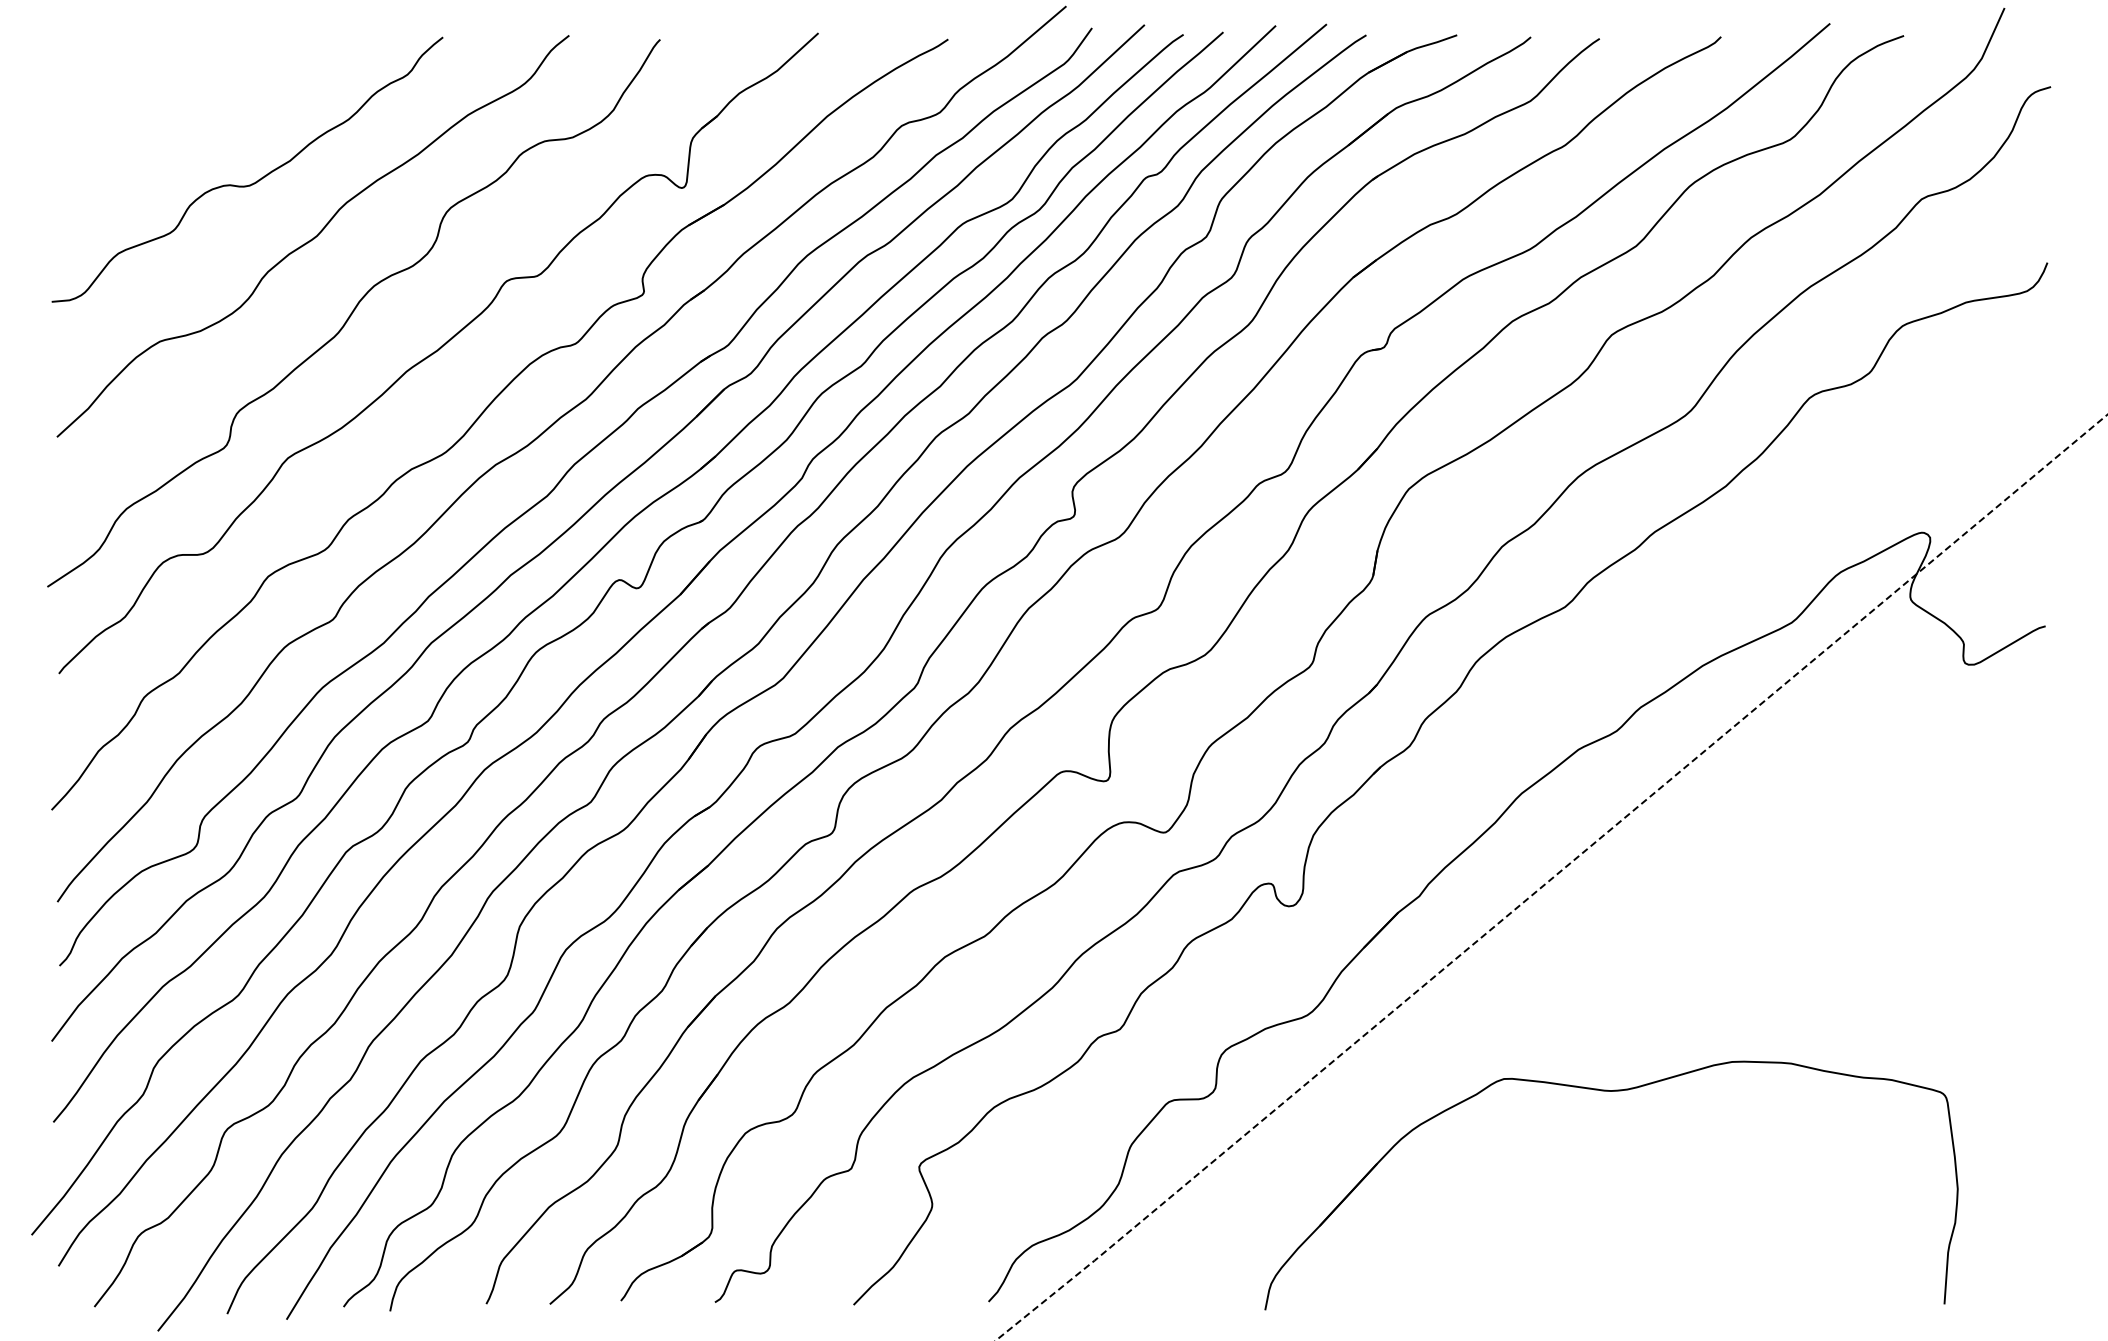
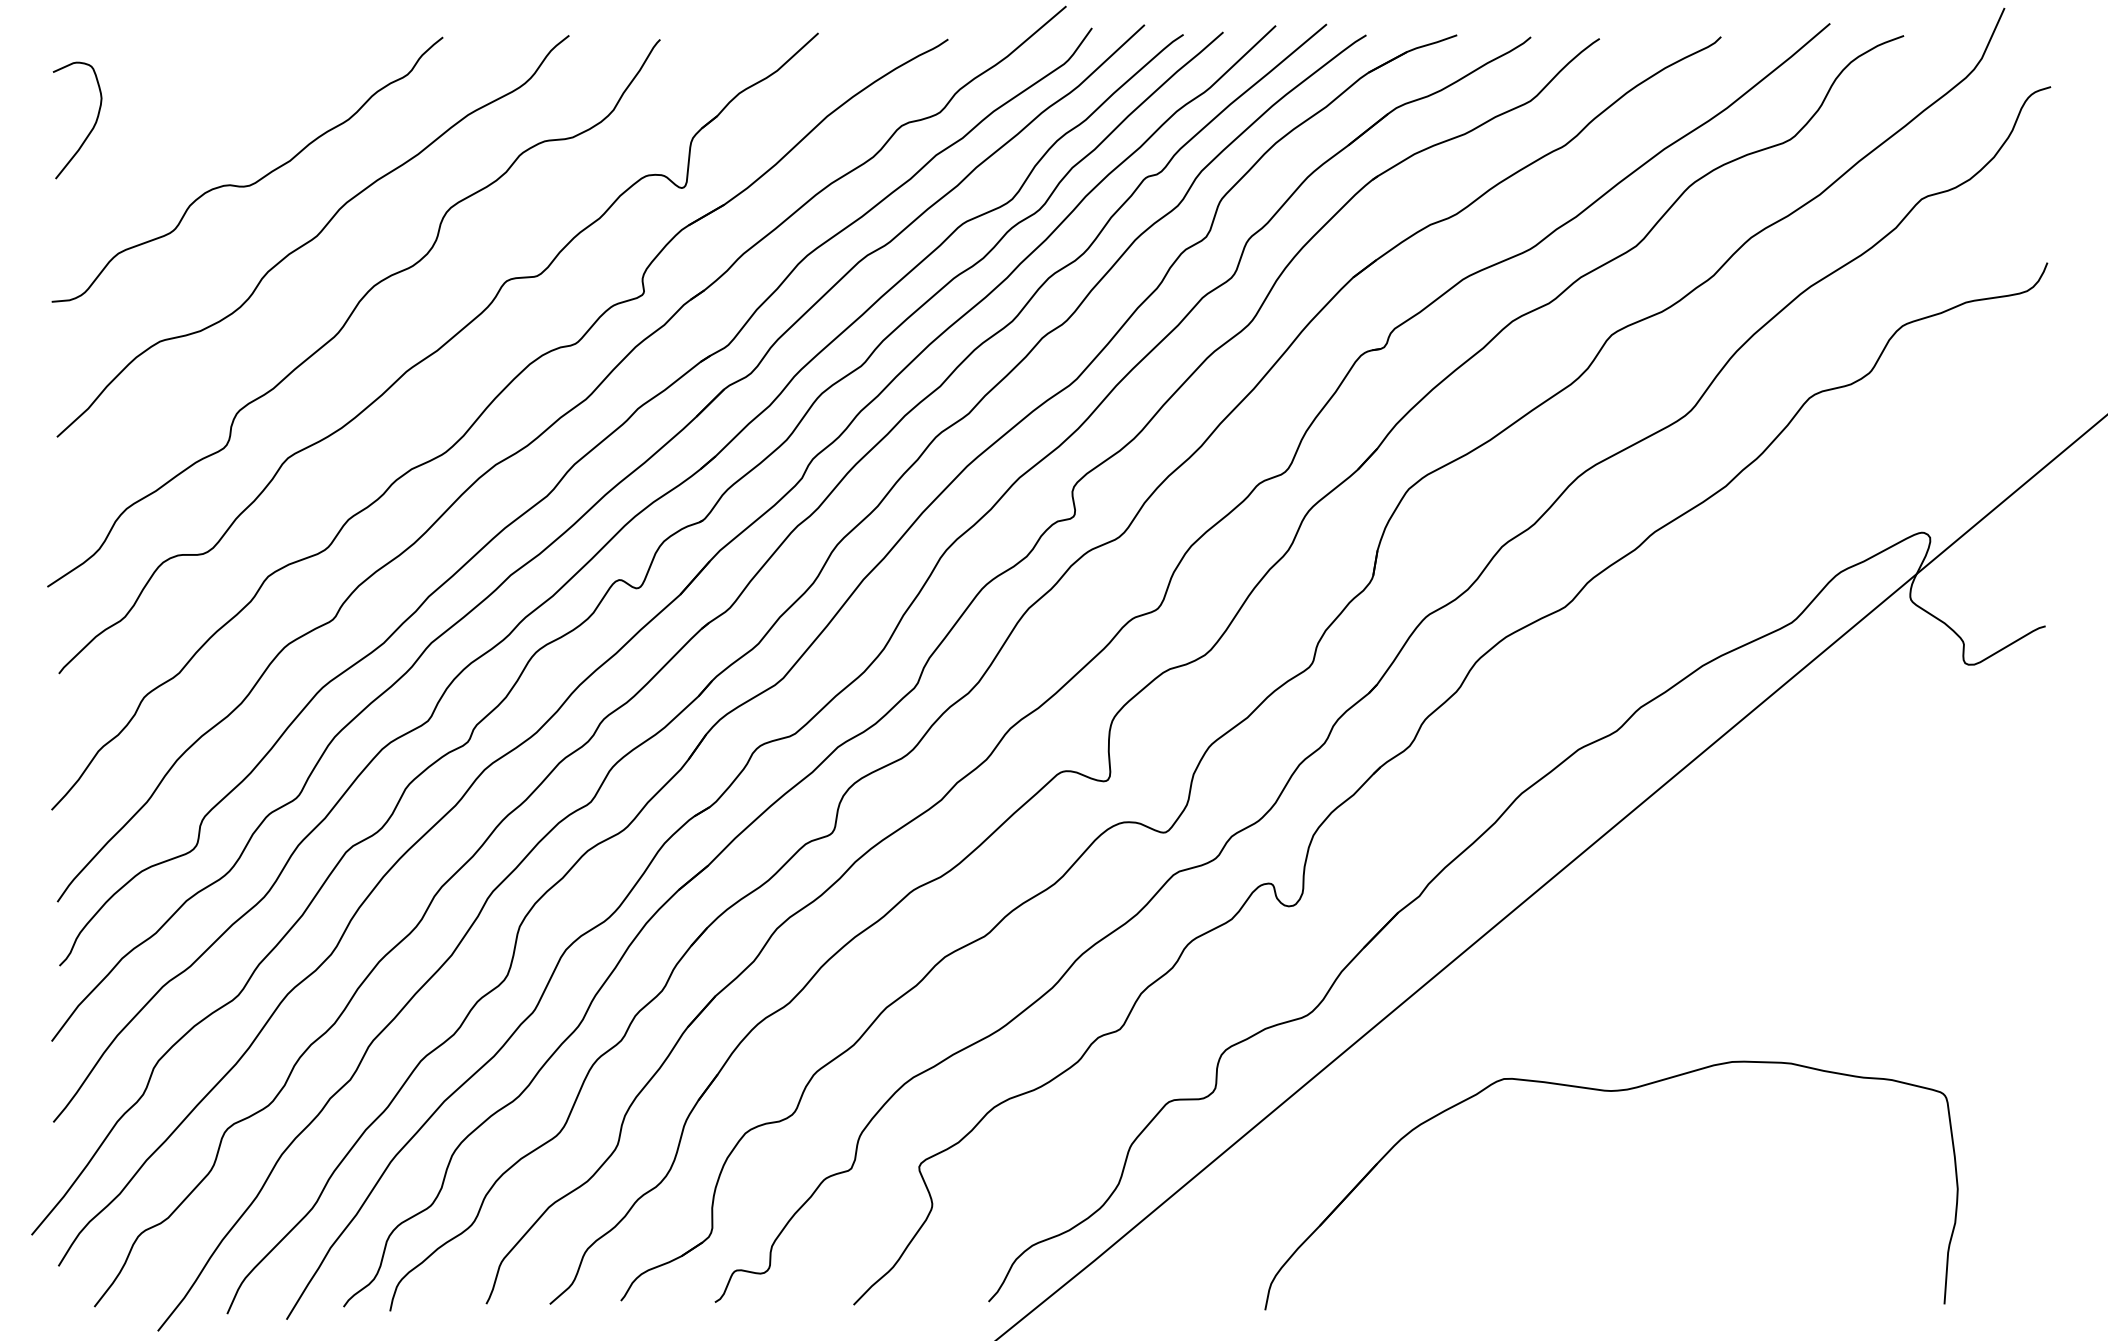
curve: none -> present (90, 130)
line: dashed -> solid (1552, 878)
